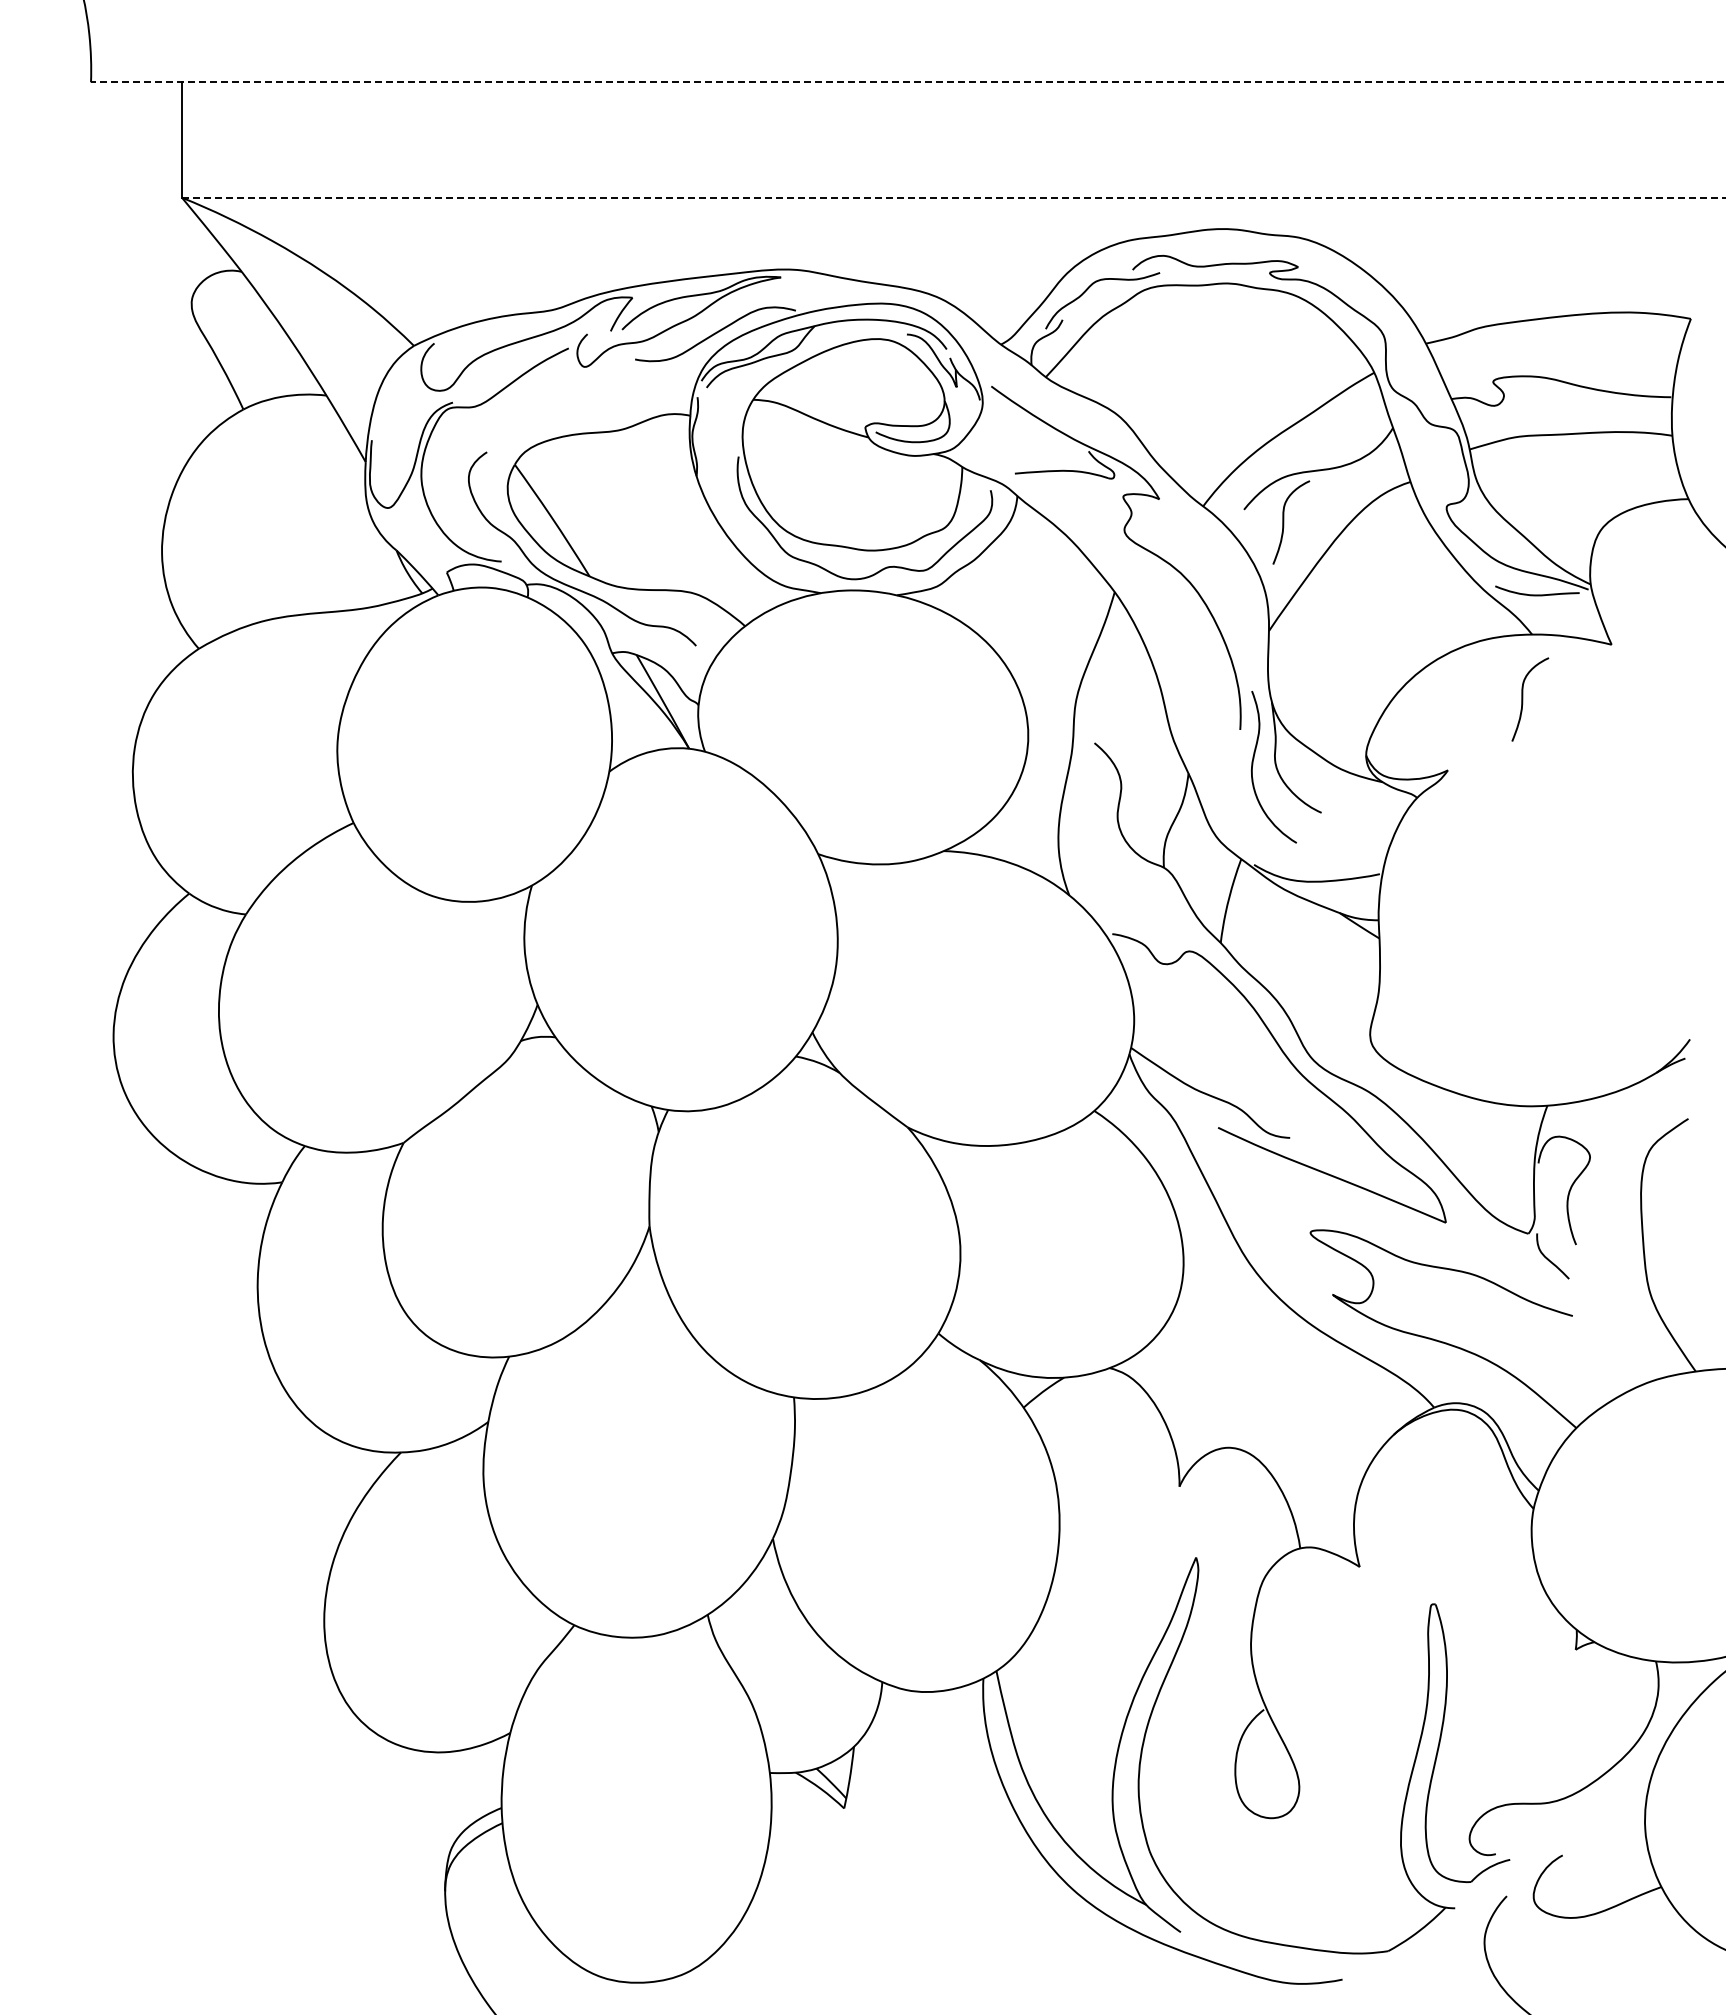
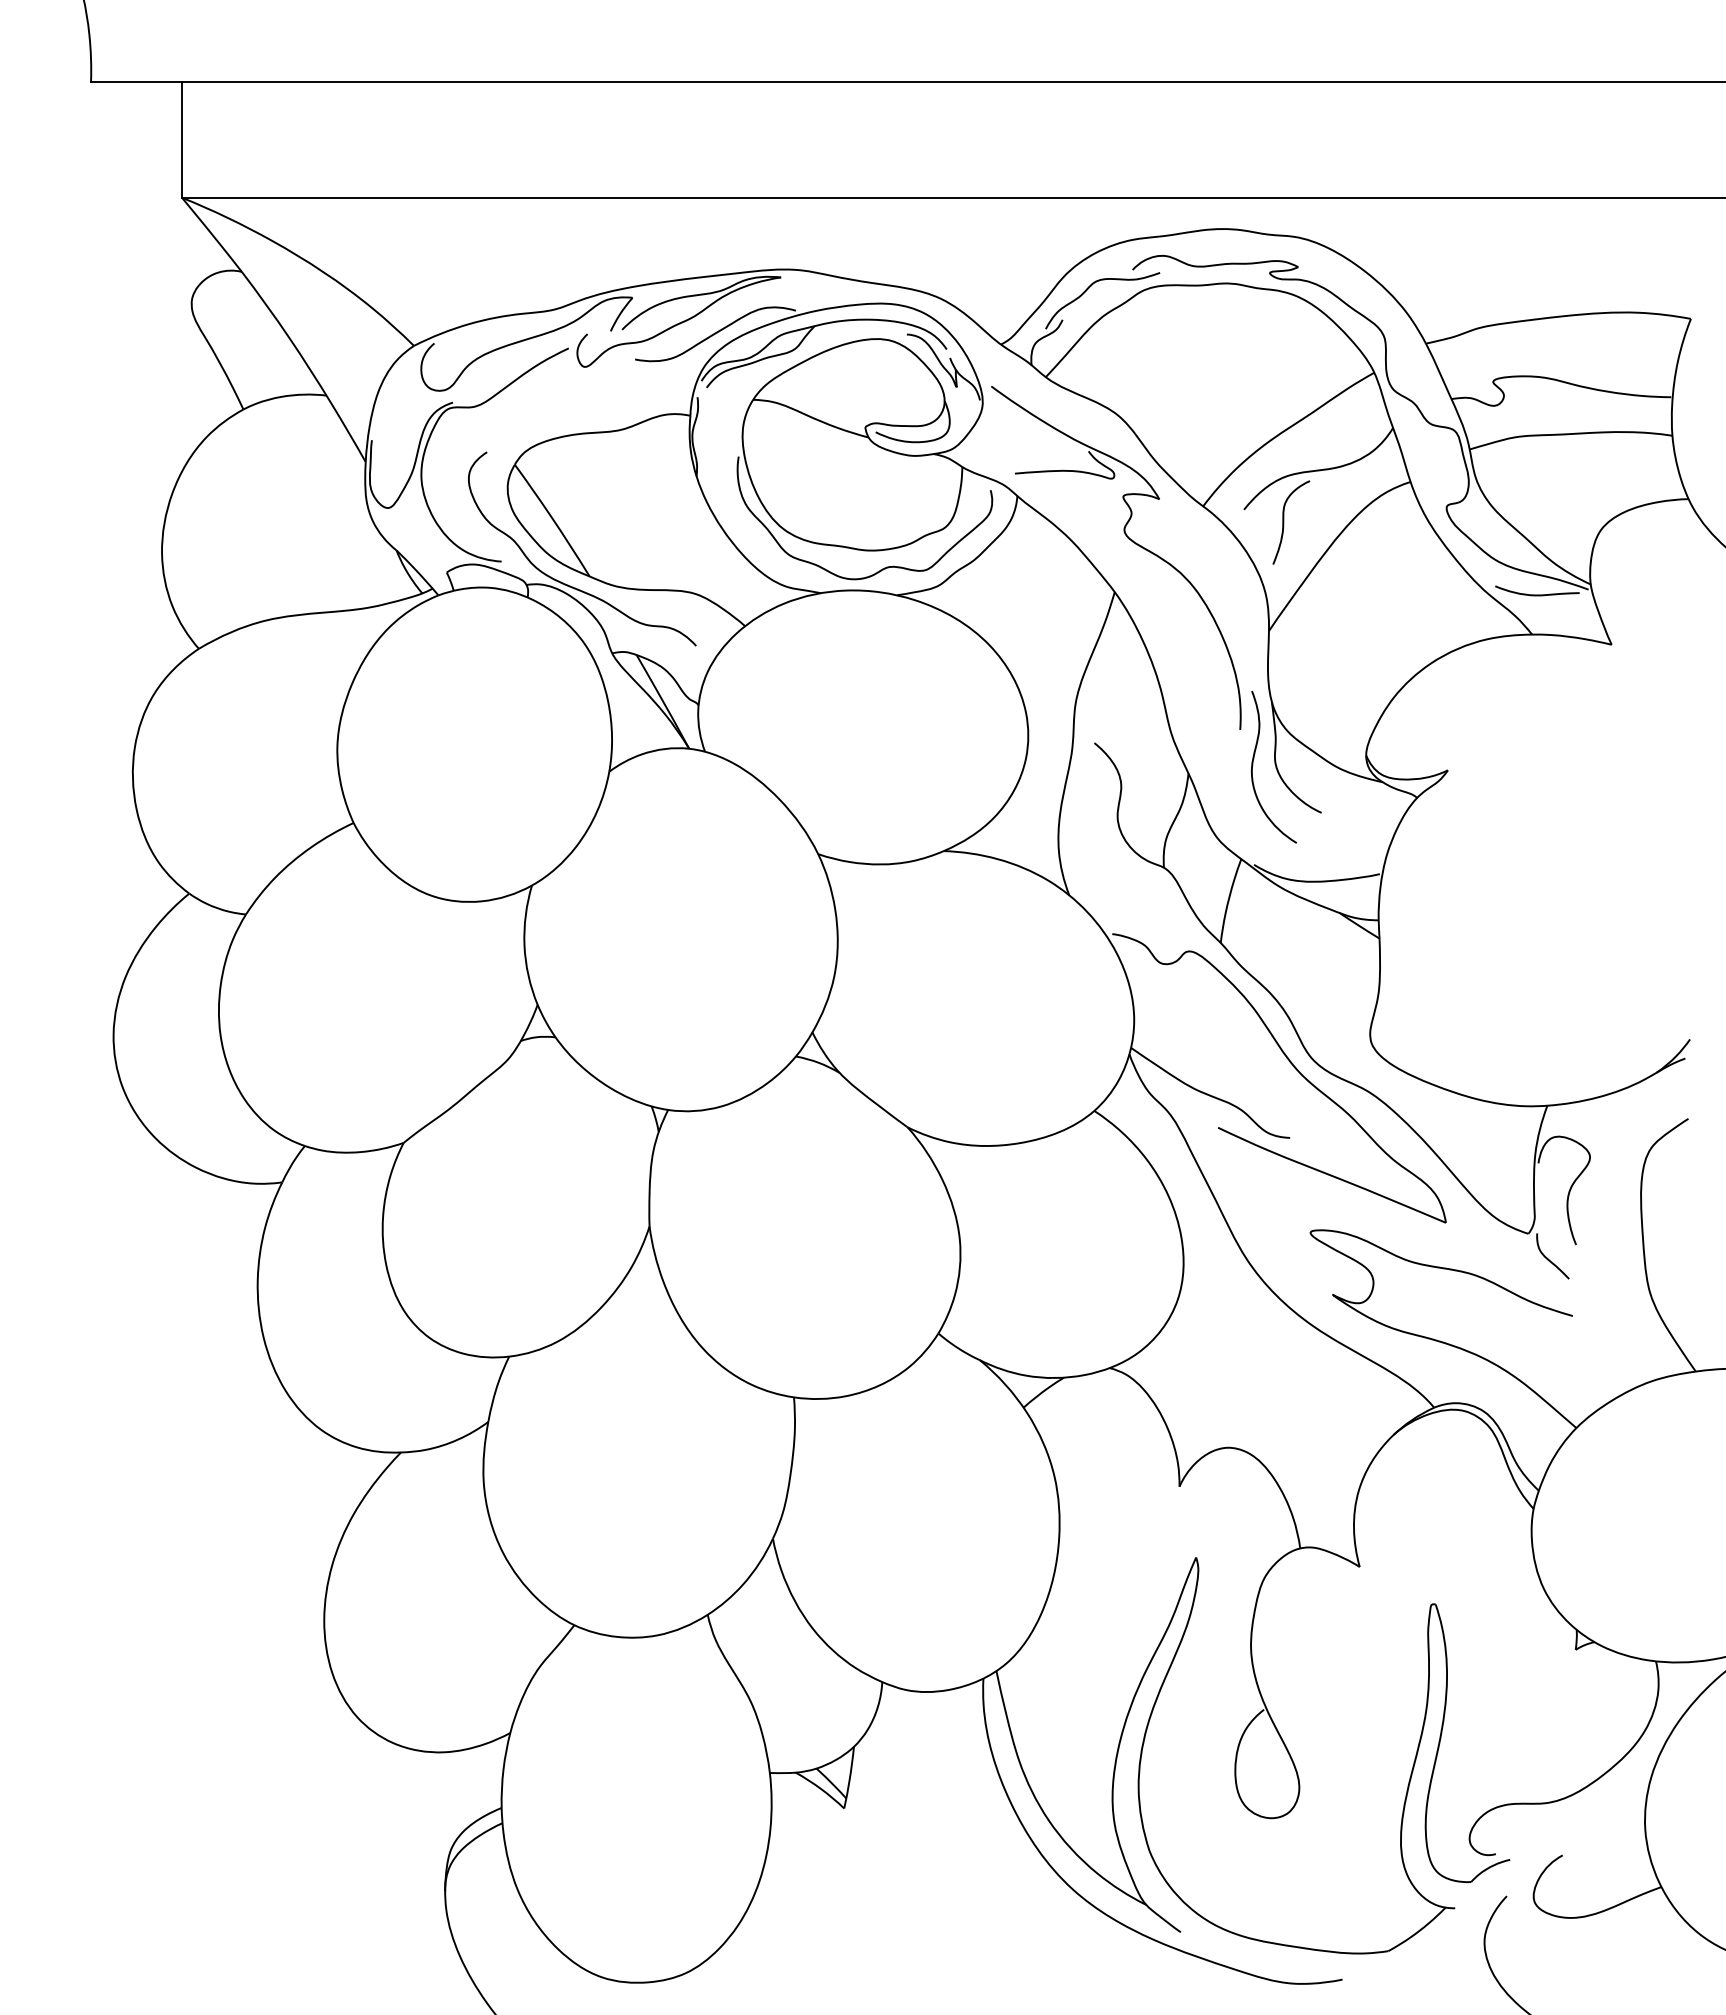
line: dashed -> solid (907, 82)
line: dashed -> solid (953, 197)
curve: present -> none (1523, 699)
